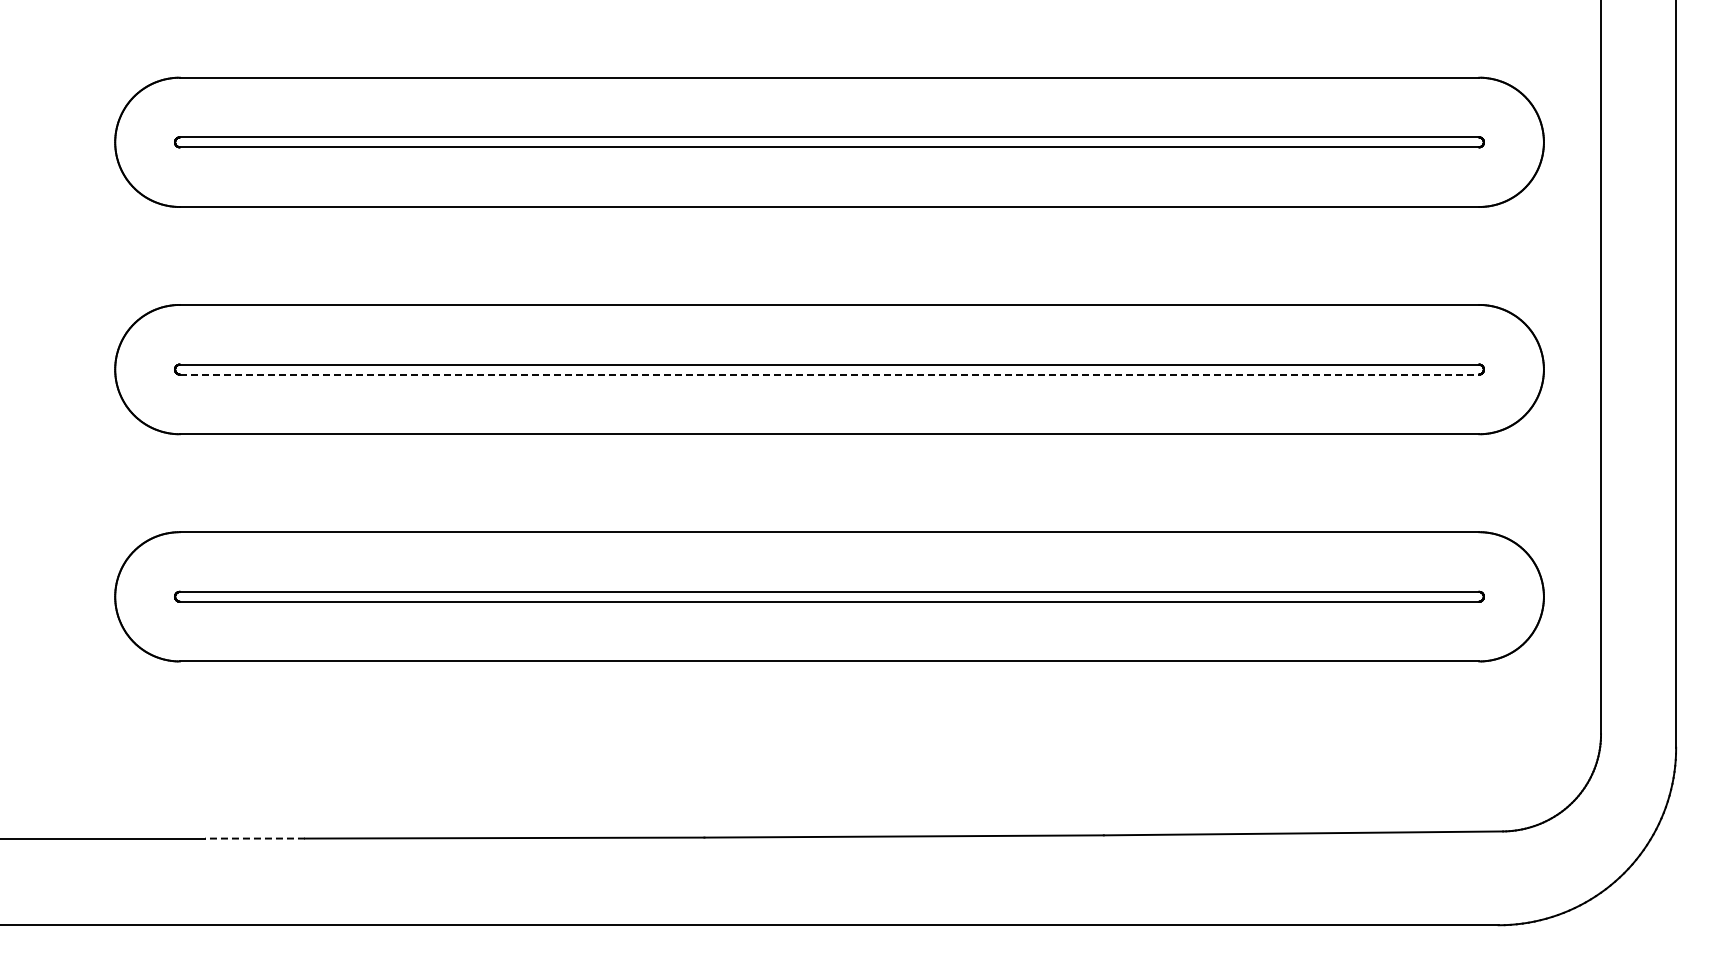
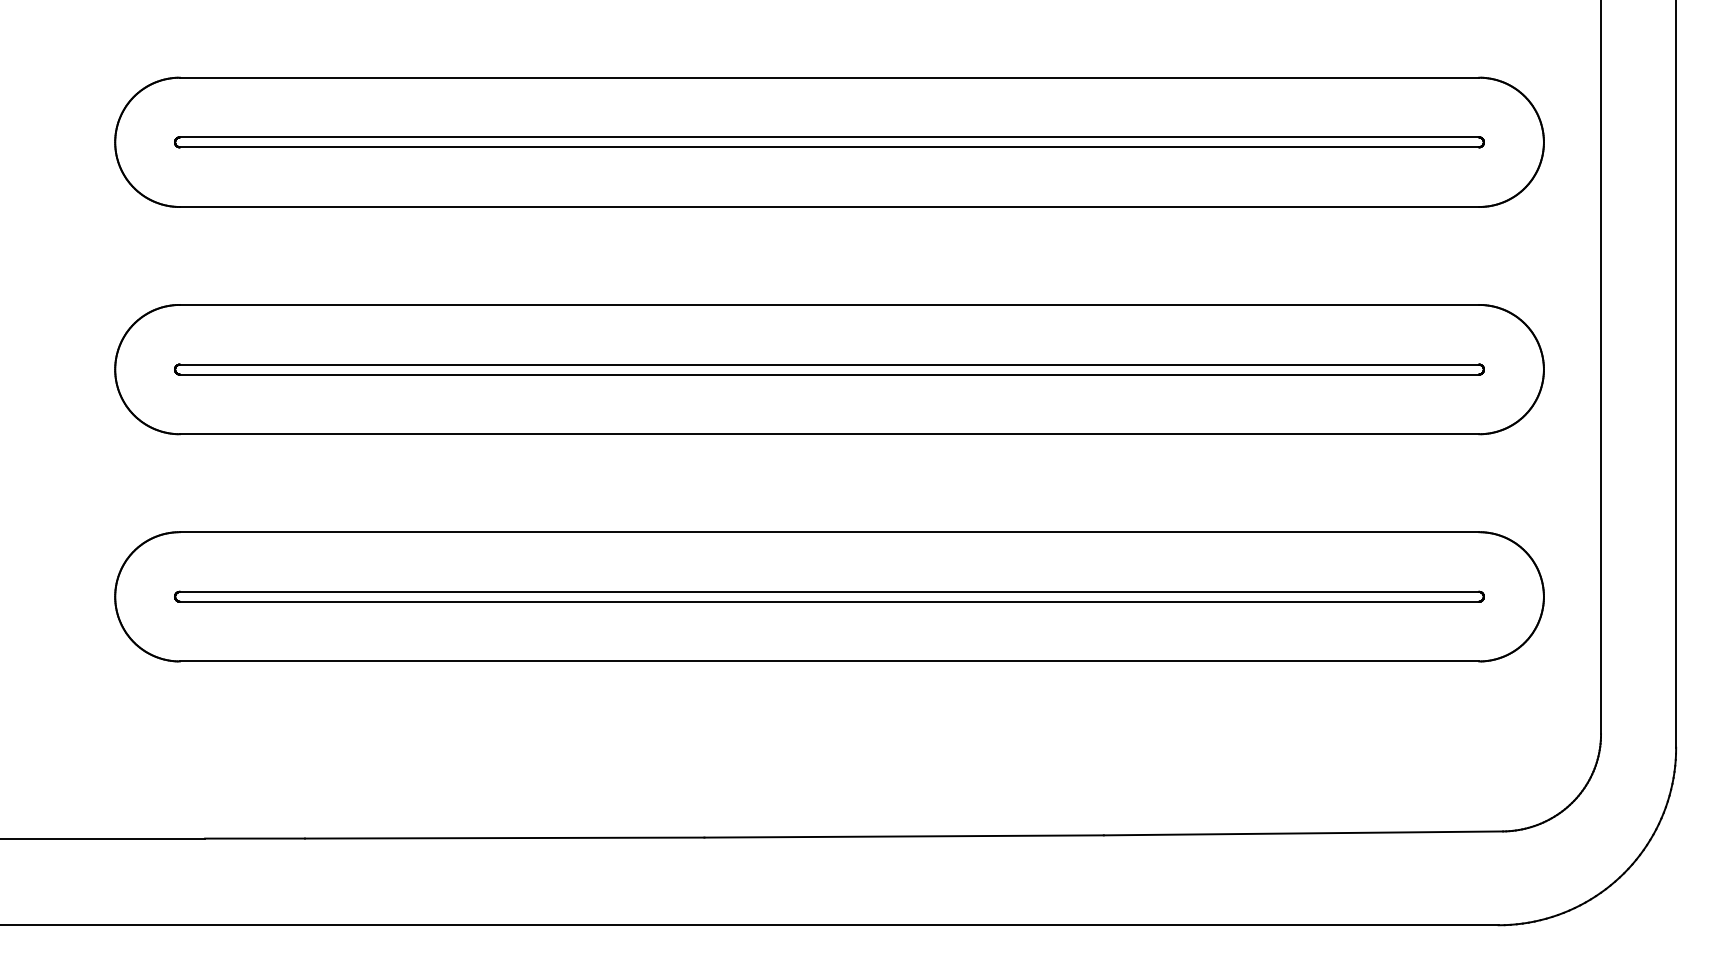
line: dashed -> solid (829, 374)
line: dashed -> solid (255, 838)
